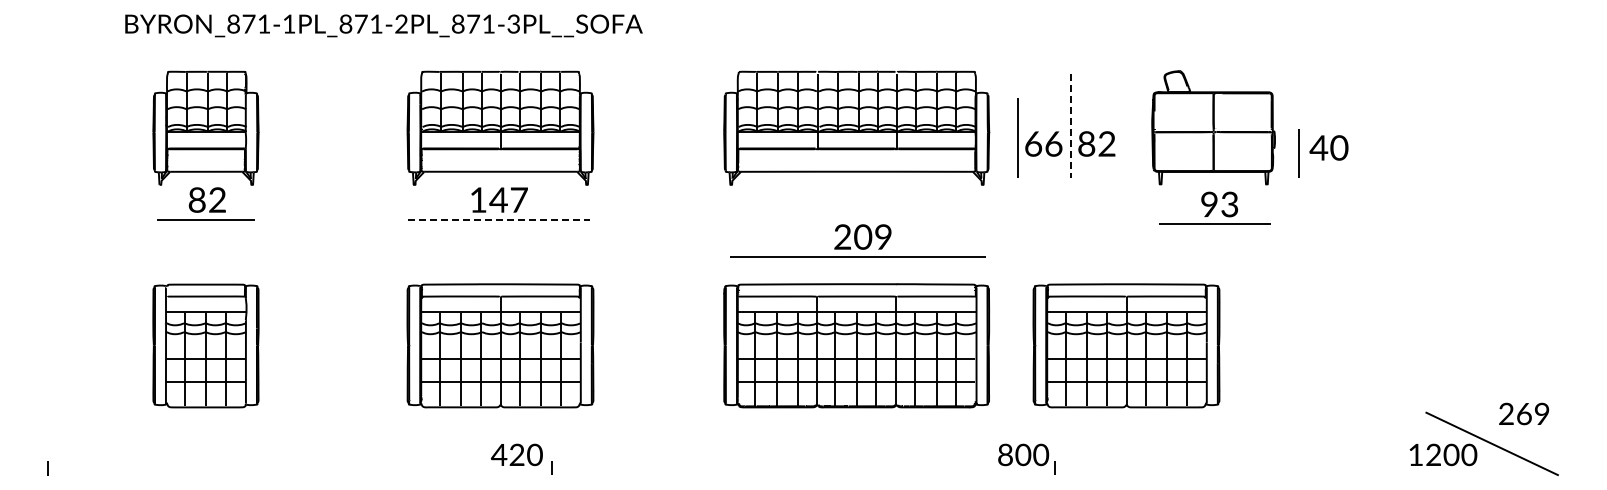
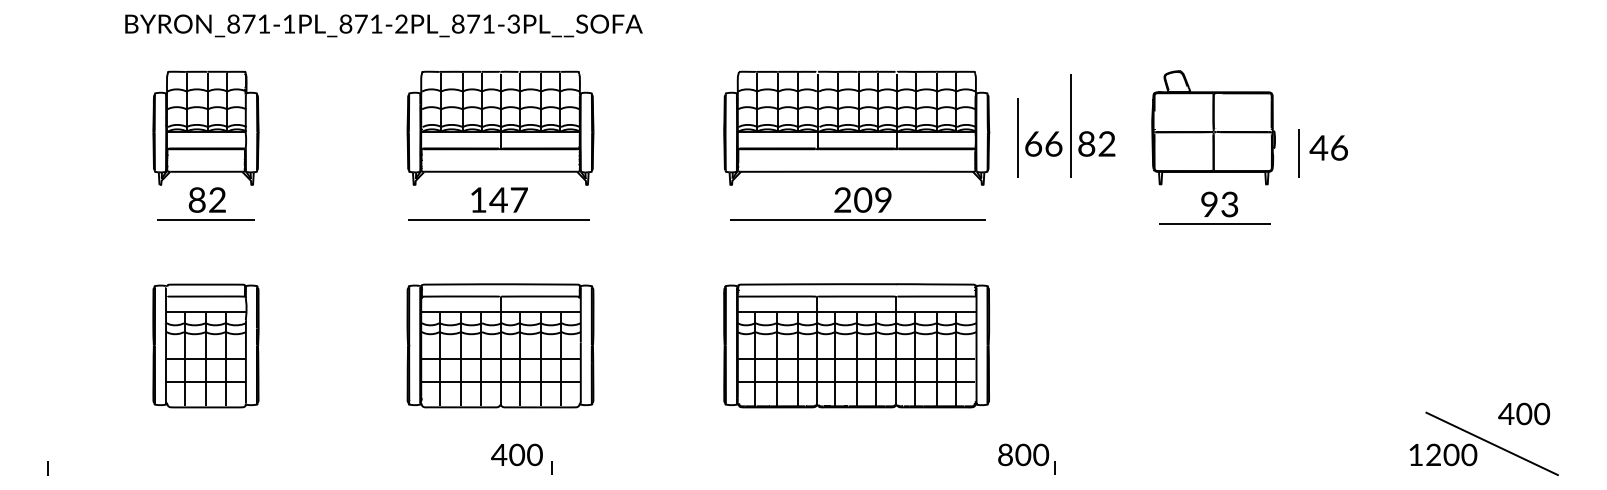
line: dashed -> solid (1071, 126)
text: 40 -> 46 (1339, 147)
line: dashed -> solid (499, 219)
part position: (857, 240) -> (857, 203) (857, 203)
part: present -> none (1126, 345)
text: 269 -> 400 (1524, 413)
text: 420 -> 400 (517, 455)
